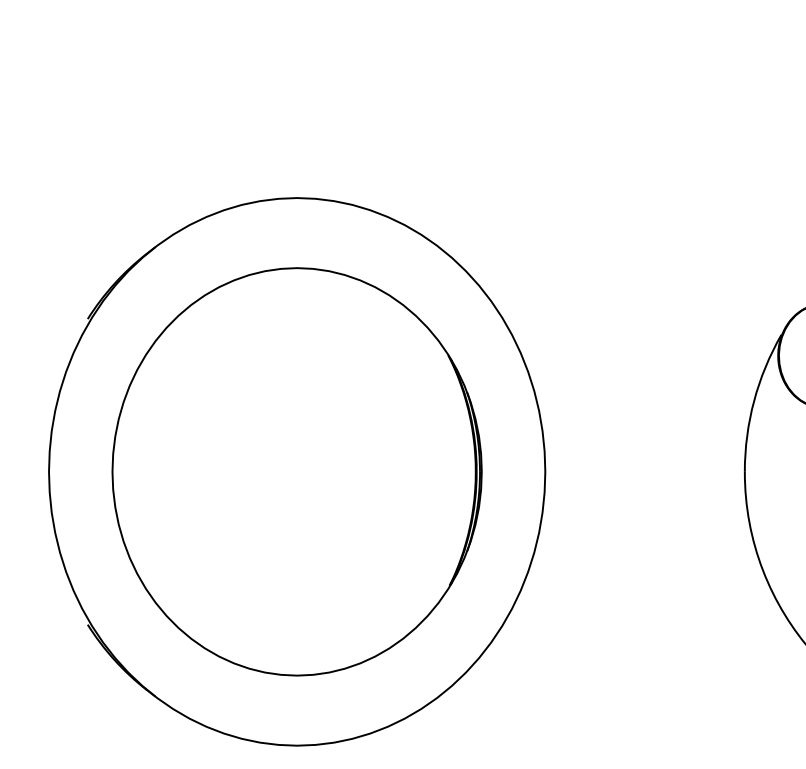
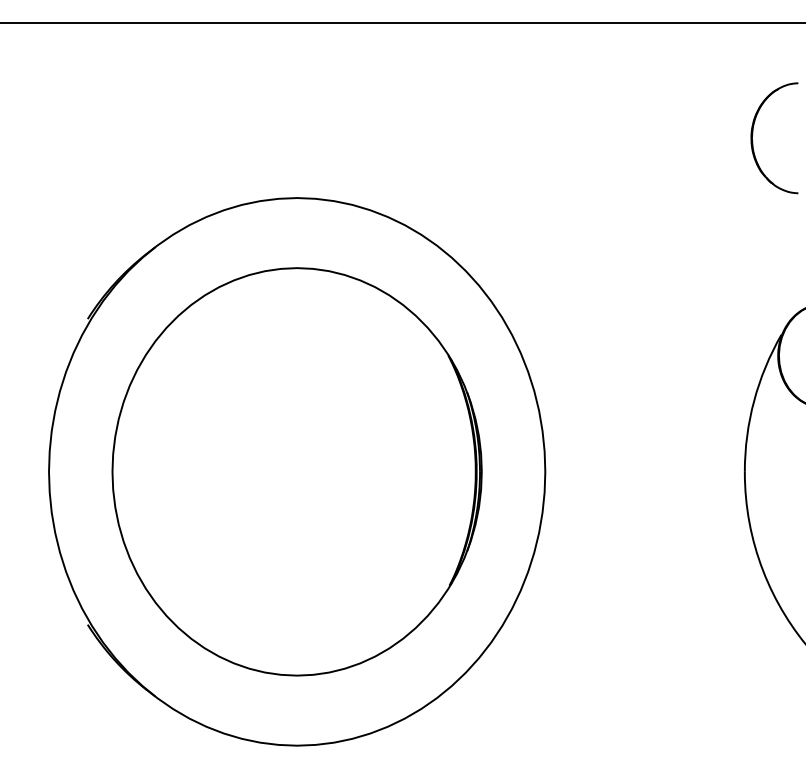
line: none -> present (402, 23)
part: none -> present (753, 134)
